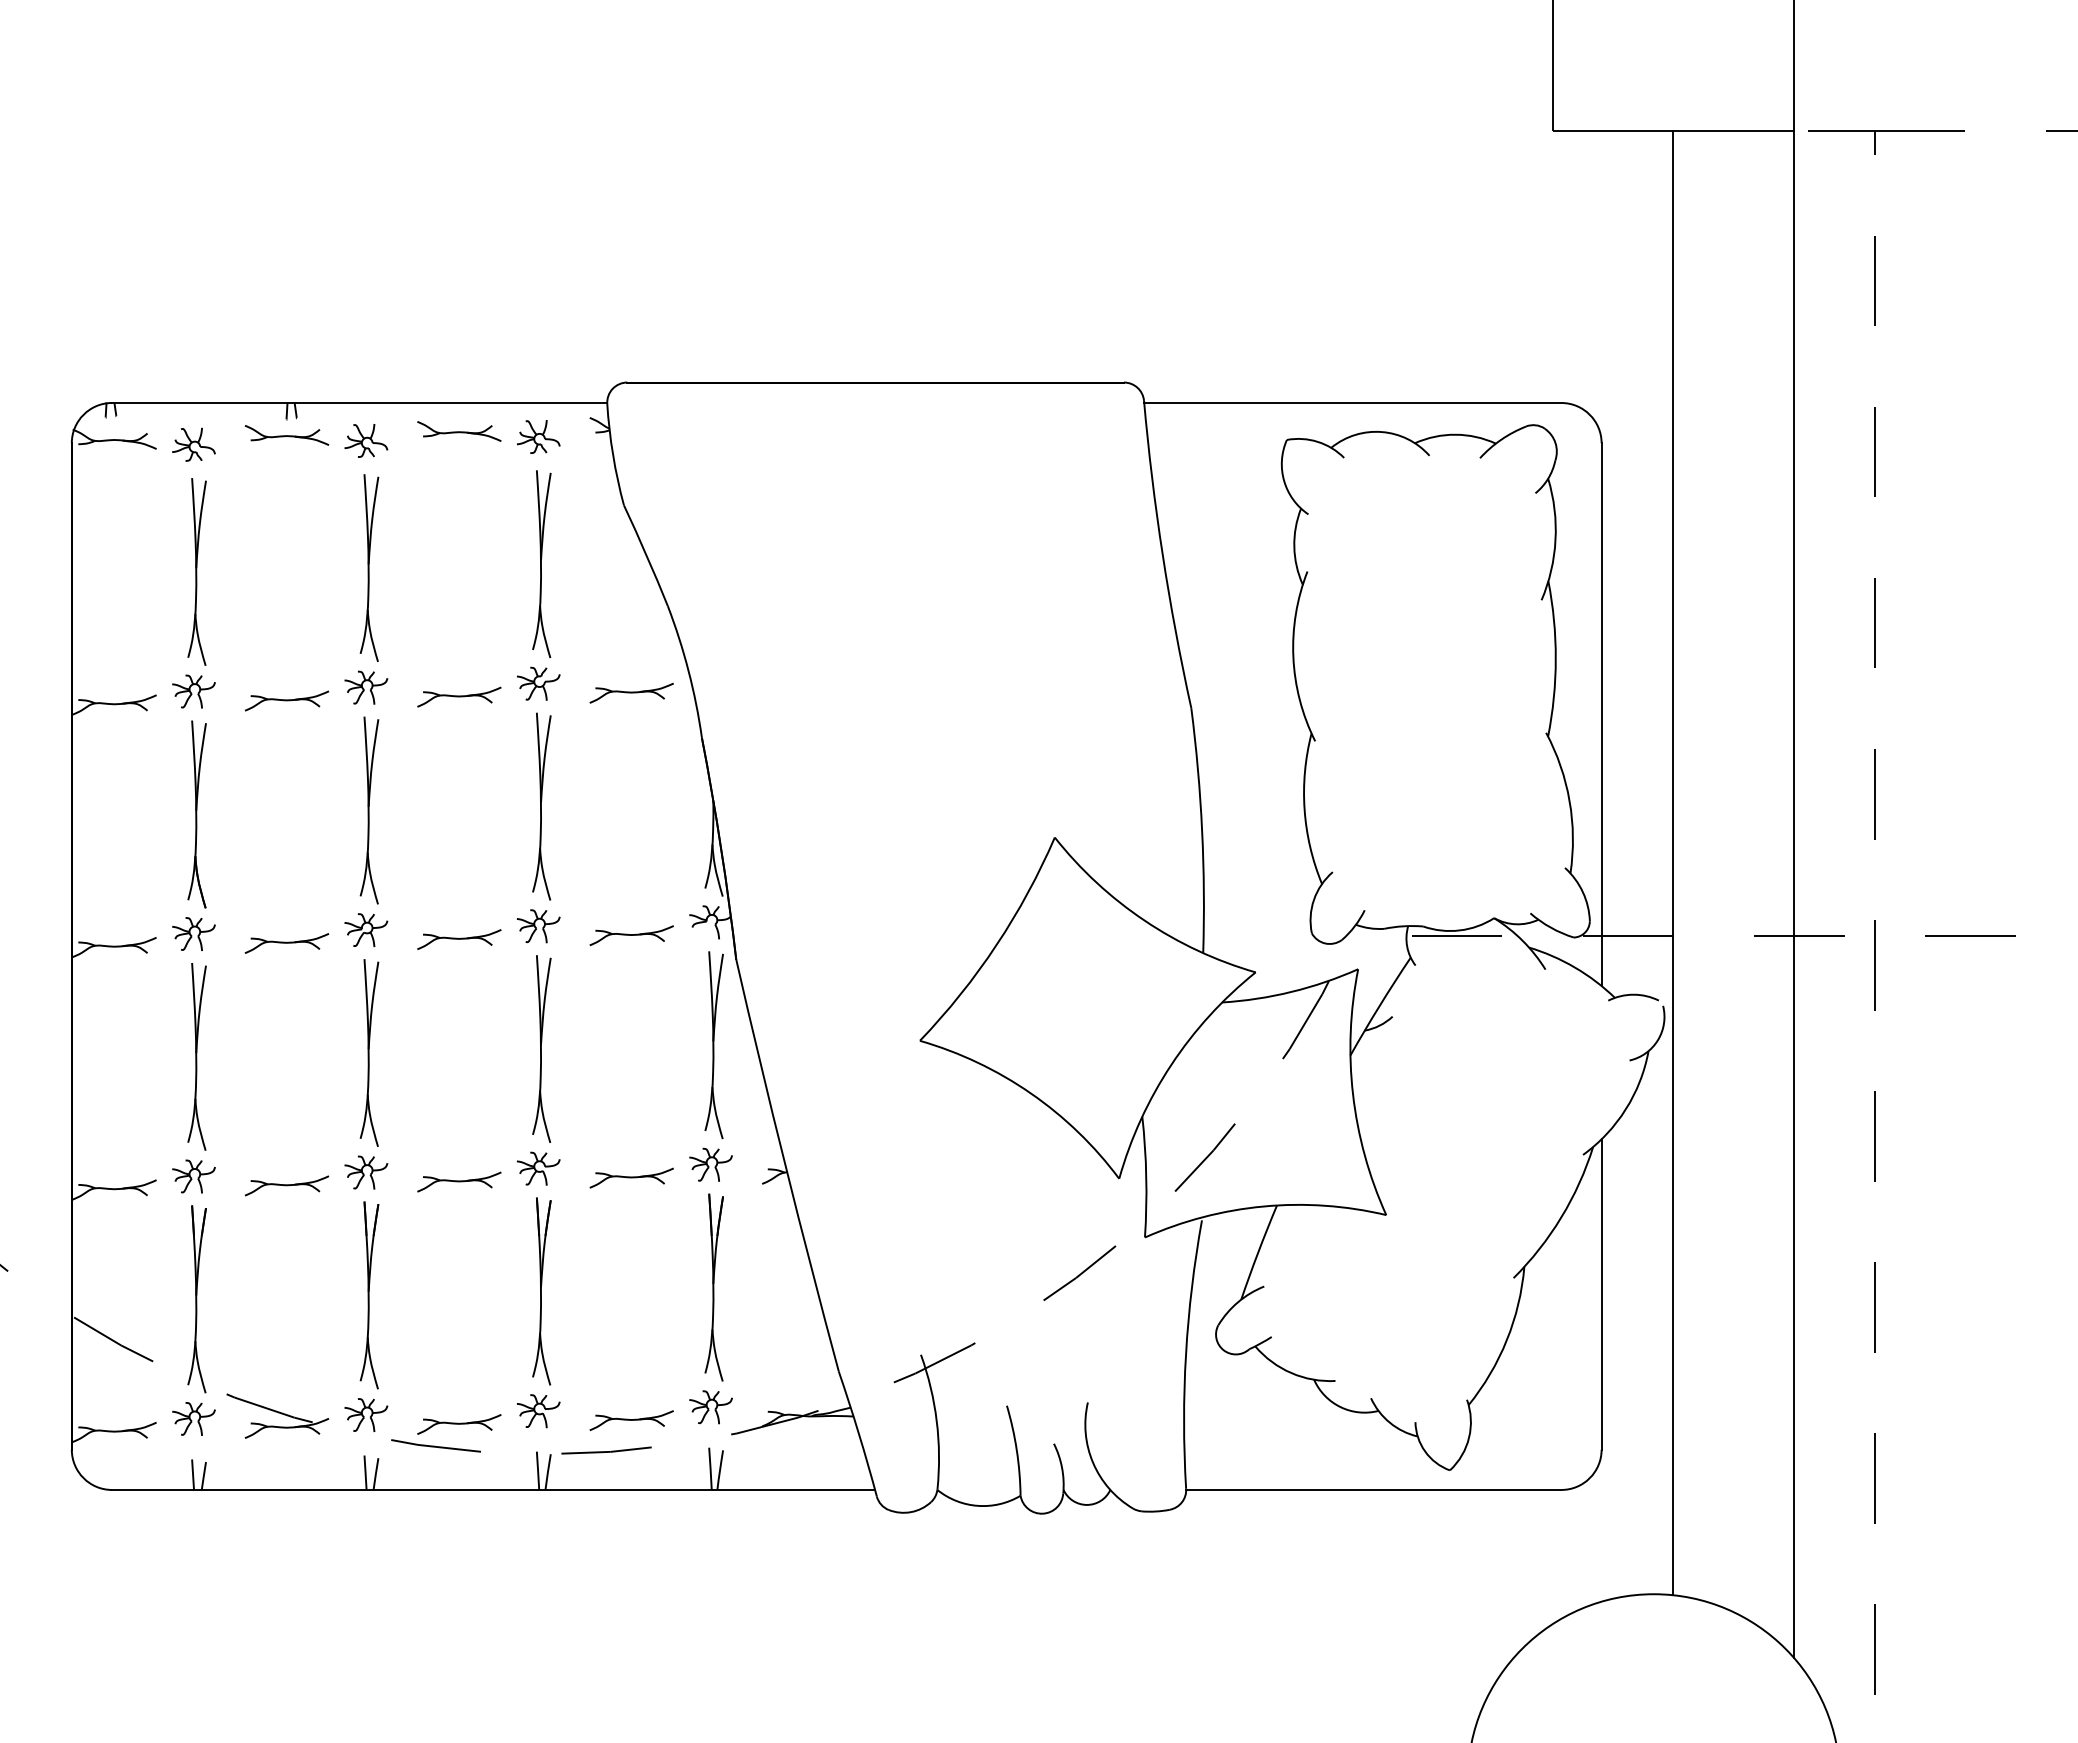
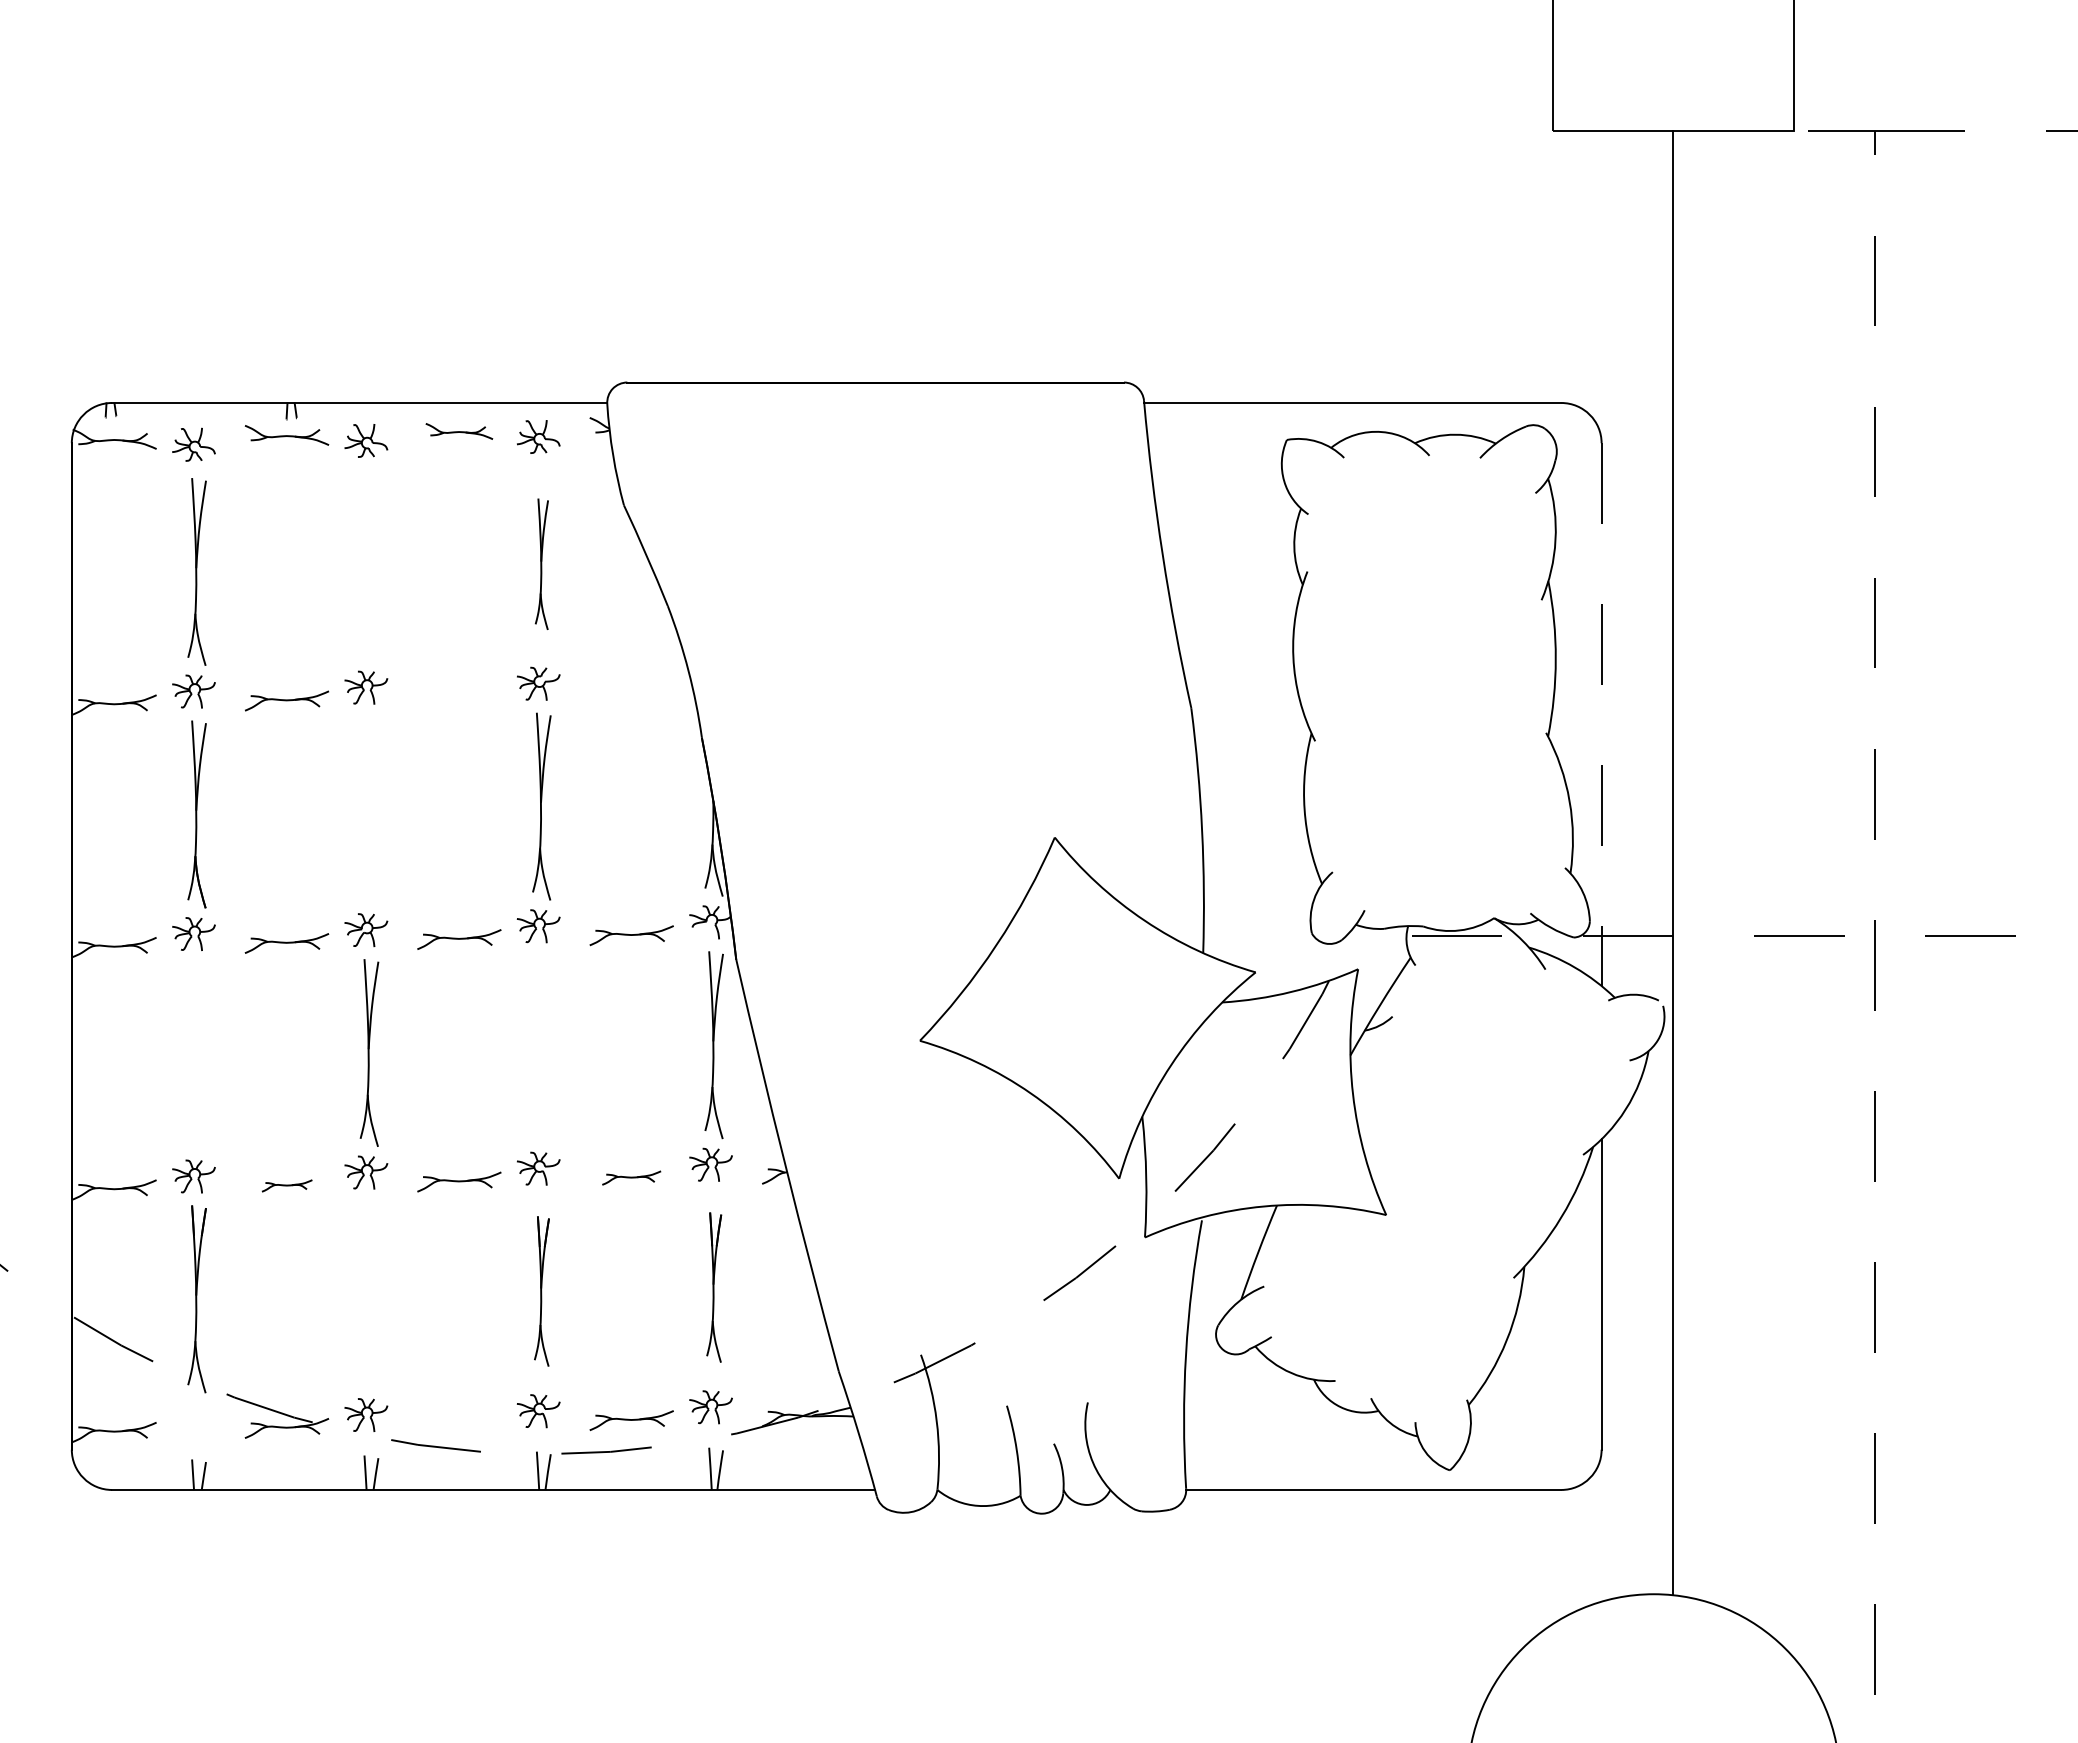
part size: 85x21 px -> 69x17 px (459, 431)
part size: 20x189 px -> 15x132 px (541, 563)
part: present -> none (369, 567)
part: present -> none (631, 692)
part: present -> none (459, 696)
line: solid -> dashed (1601, 715)
part: present -> none (369, 810)
line: present -> none (1794, 894)
part: present -> none (541, 1048)
part: present -> none (196, 1056)
part size: 85x22 px -> 60x16 px (631, 1177)
part size: 85x22 px -> 52x14 px (286, 1185)
part size: 20x189 px -> 17x151 px (714, 1287)
part size: 20x189 px -> 16x151 px (541, 1291)
part: present -> none (369, 1295)
part: present -> none (193, 1418)
part: present -> none (459, 1424)
